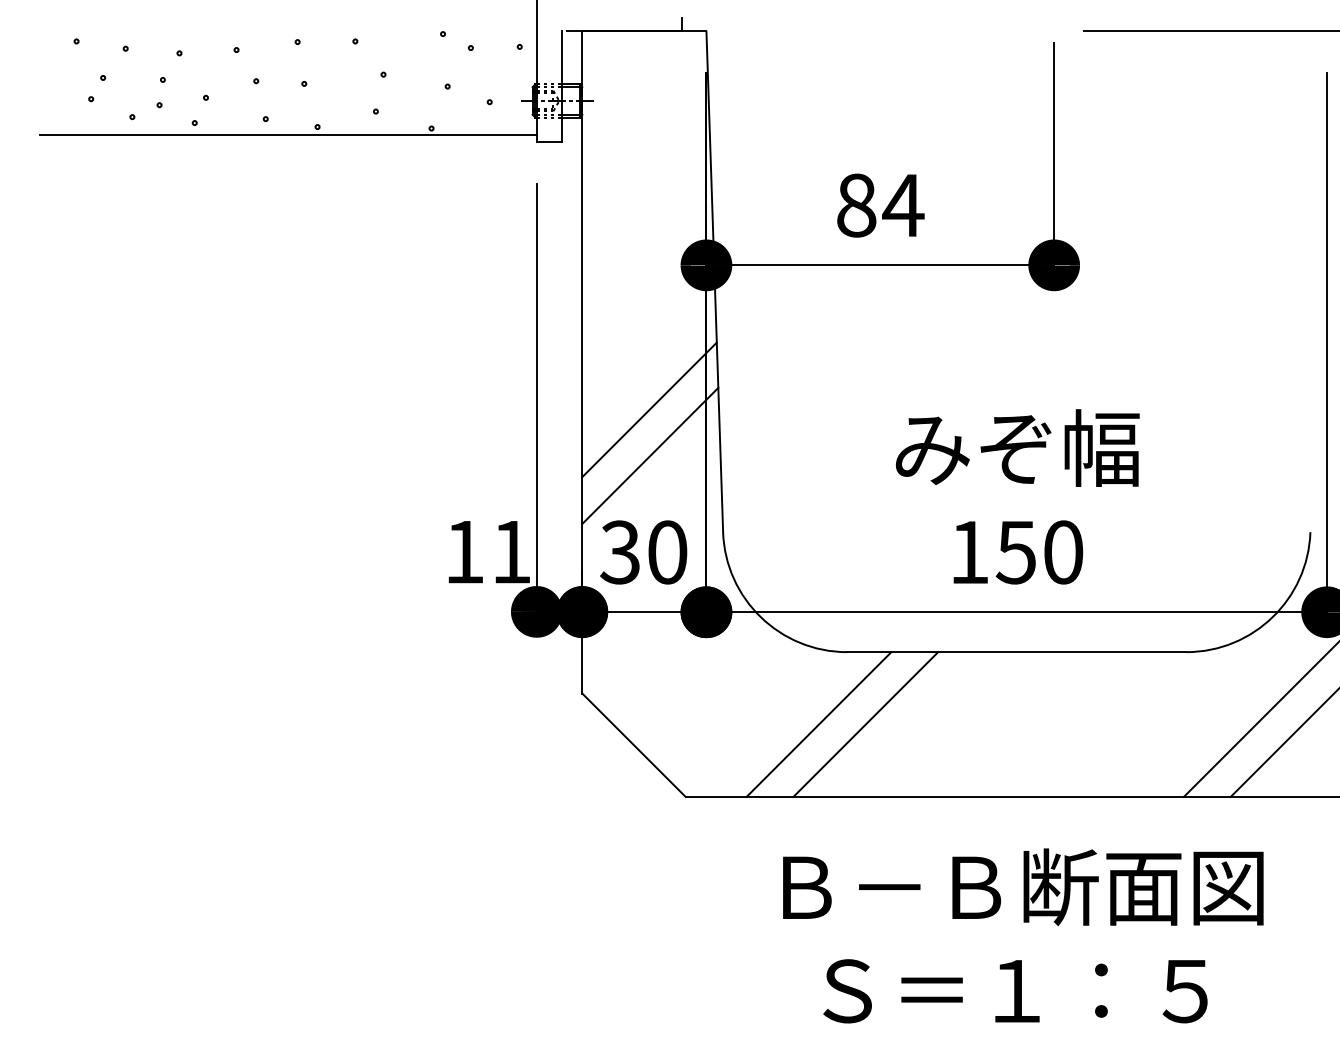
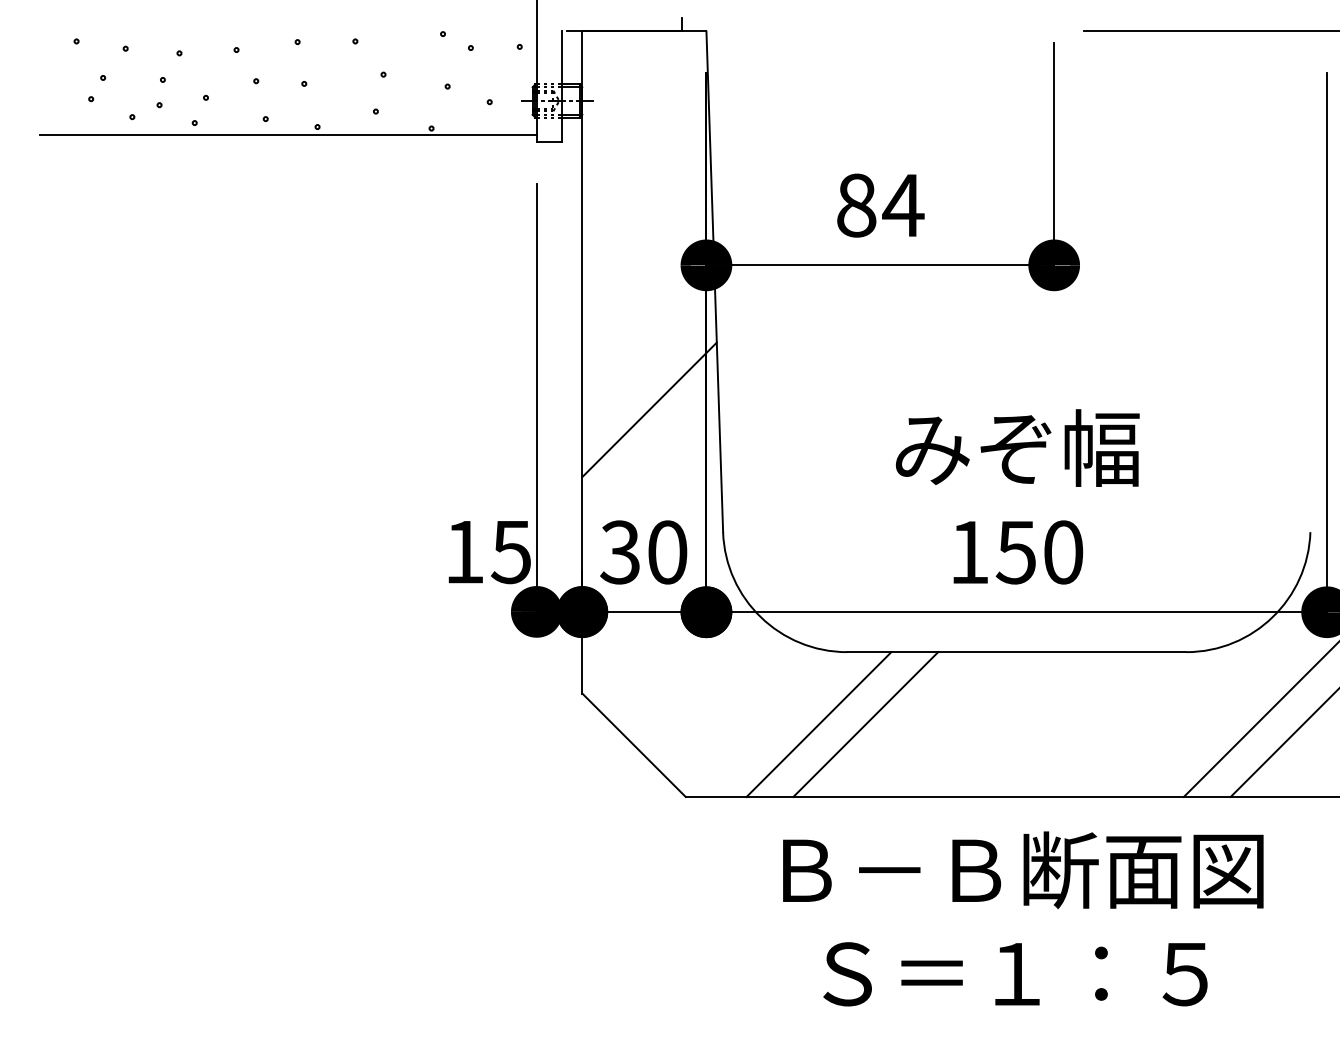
line: present -> none (650, 455)
text: 11 -> 15 (510, 552)
text position: (1023, 935) -> (1023, 918) (1023, 918)
